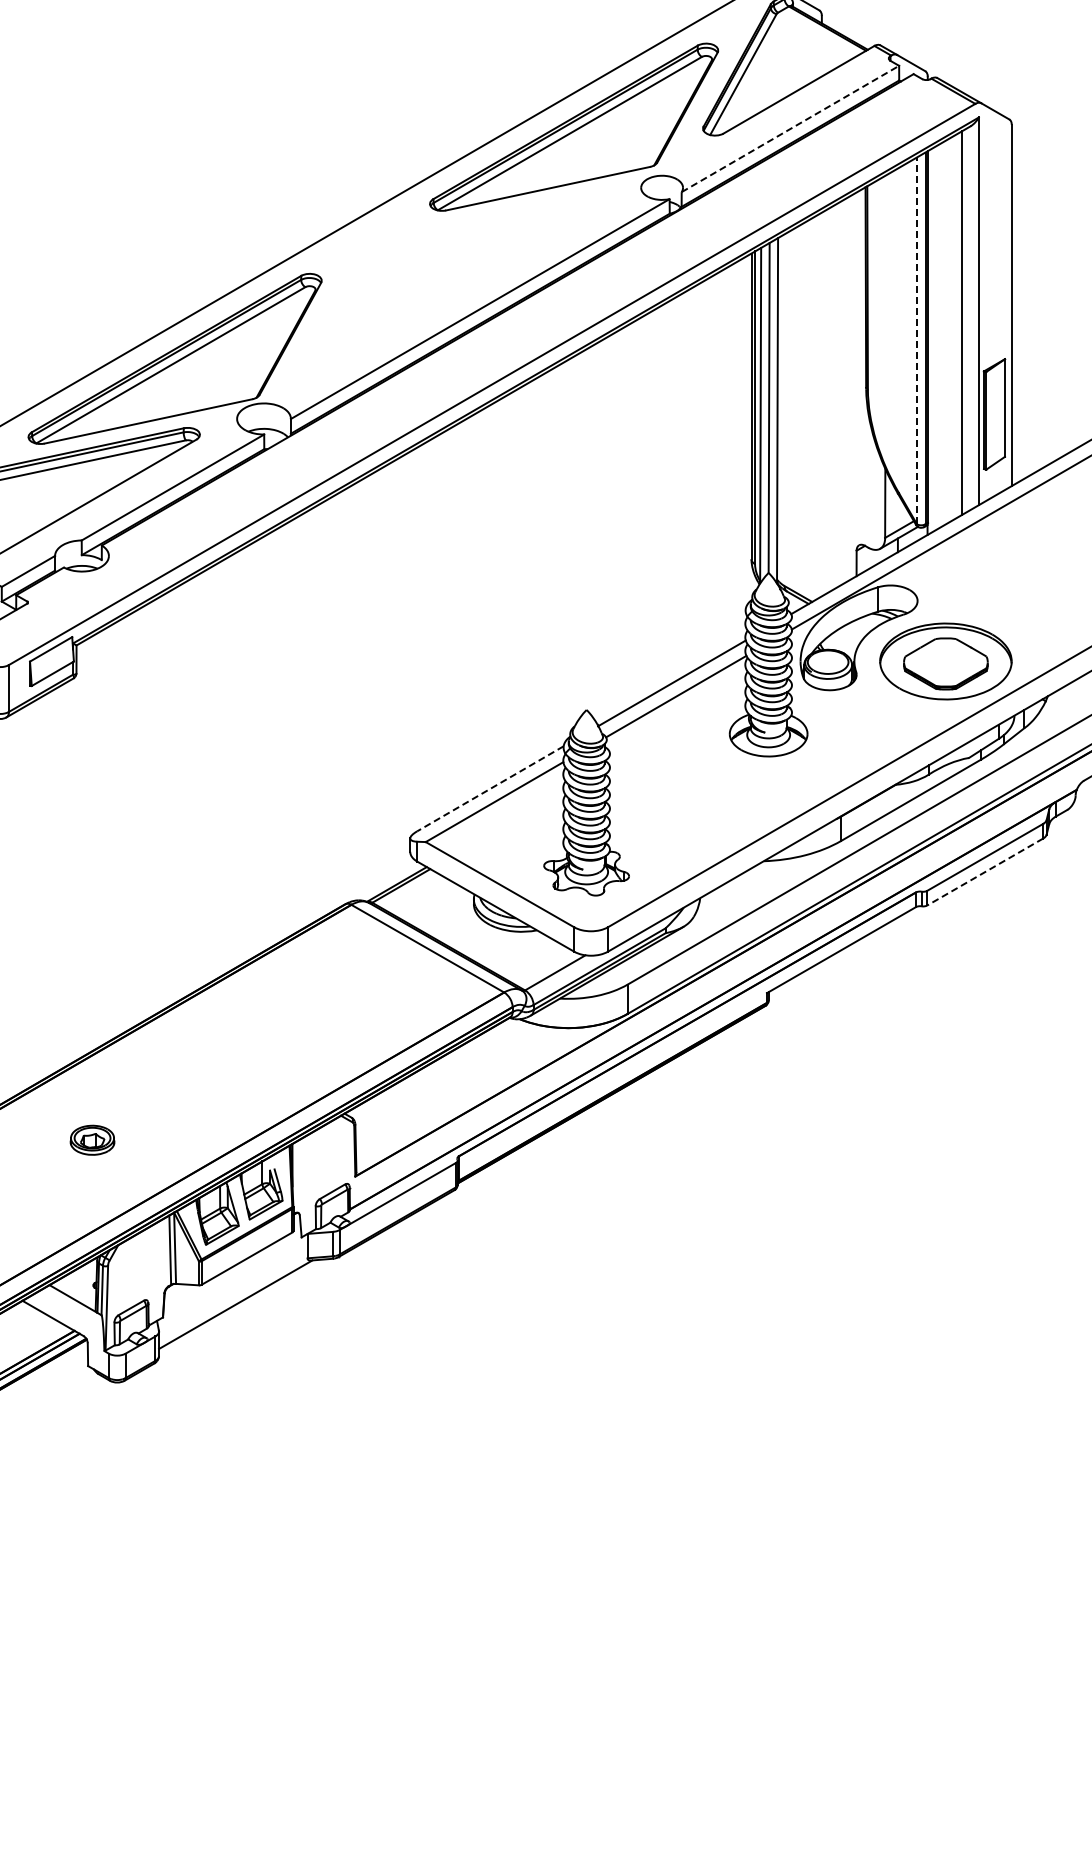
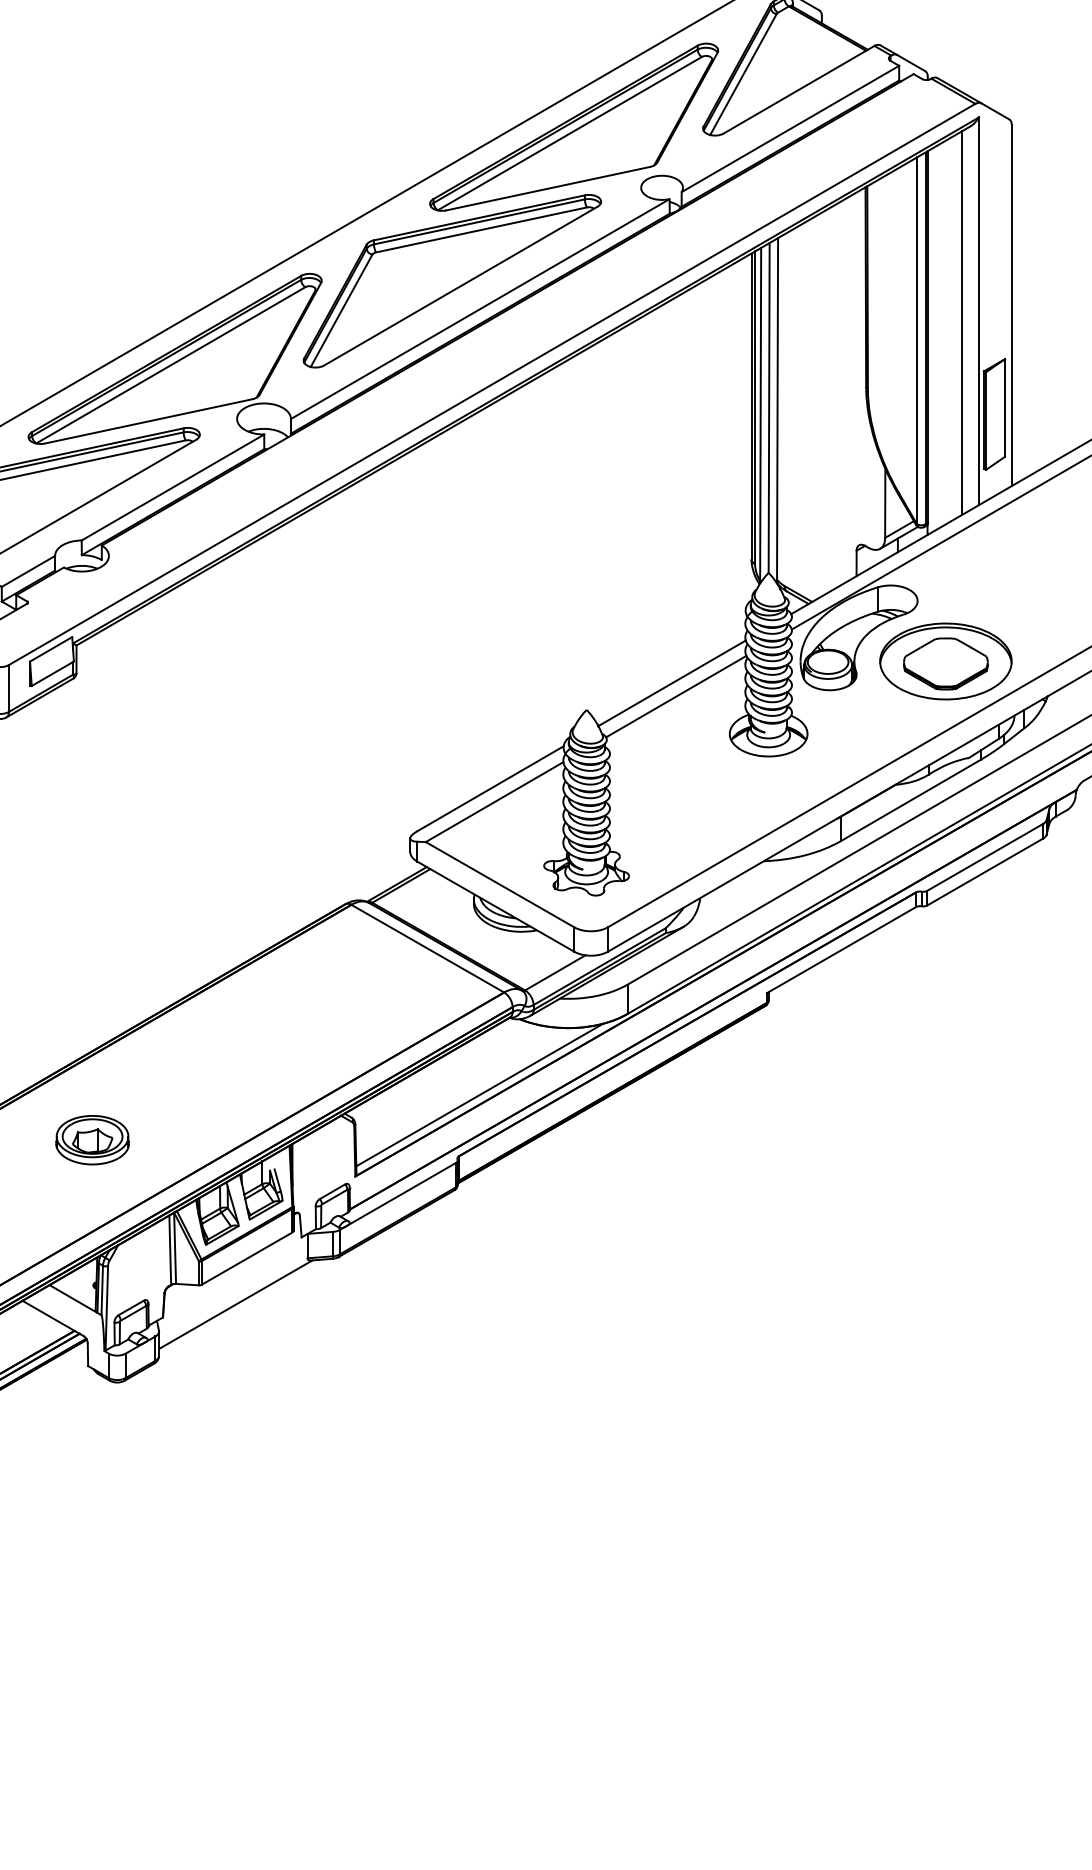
line: dashed -> solid (790, 128)
part: none -> present (452, 281)
line: dashed -> solid (917, 340)
line: dashed -> solid (490, 788)
line: dashed -> solid (985, 871)
line: none -> present (479, 1094)
part size: 47x32 px -> 75x51 px (92, 1140)
